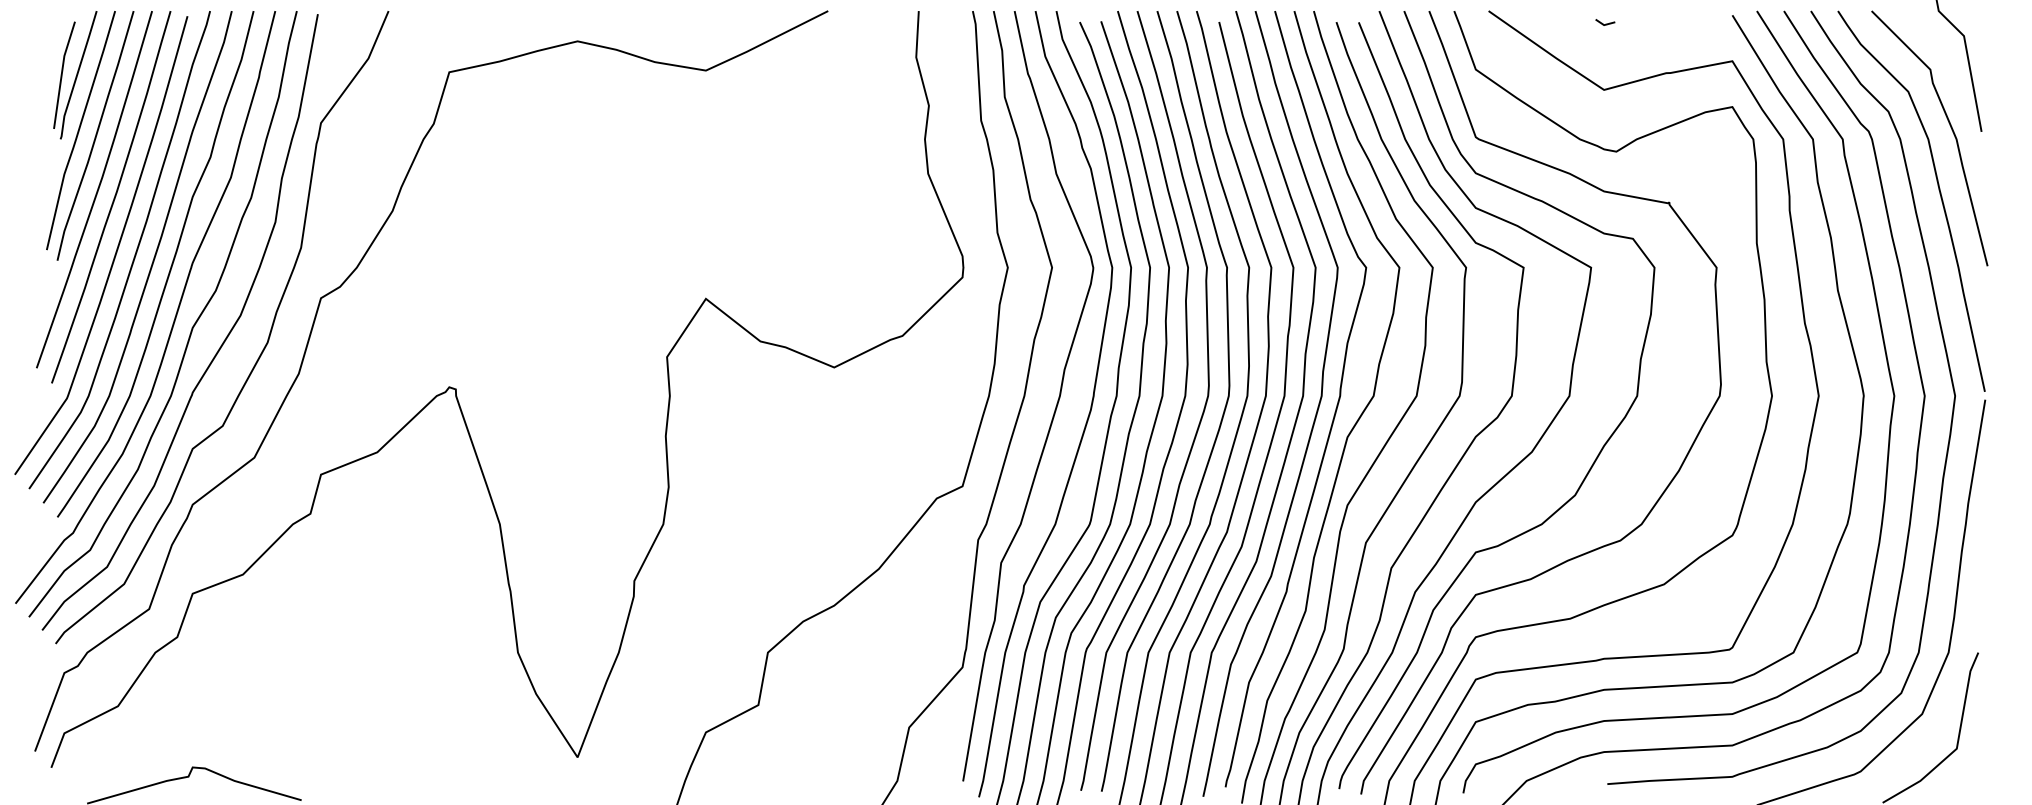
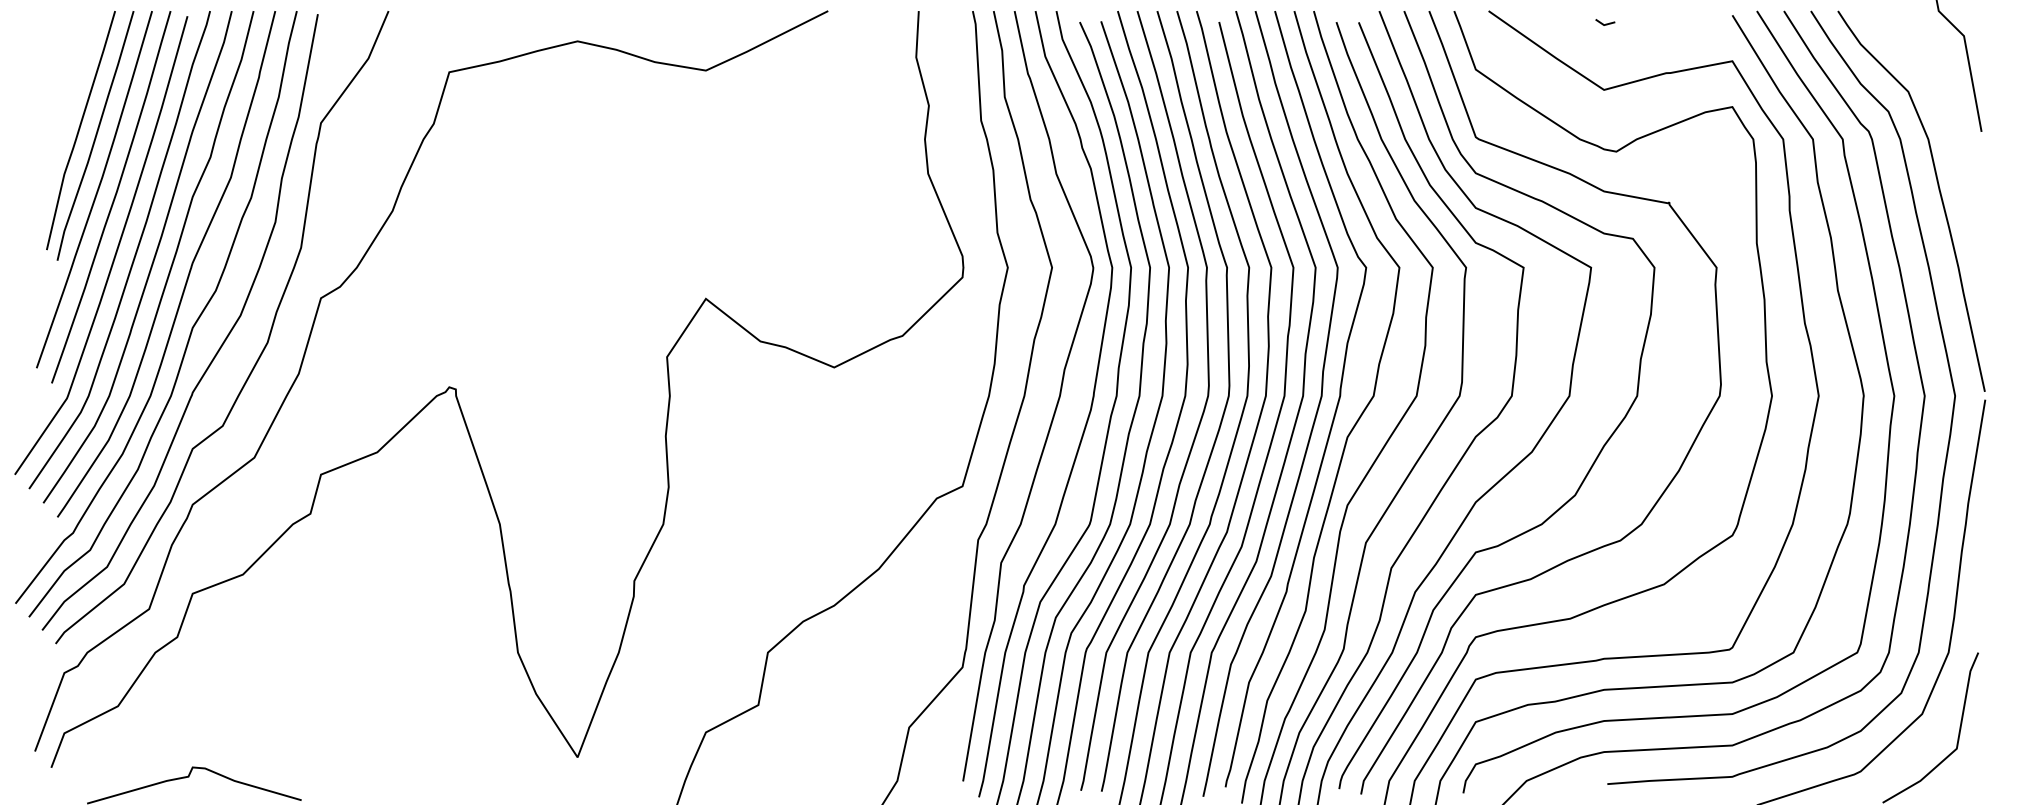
part: present -> none (75, 75)
curve: present -> none (1951, 130)
